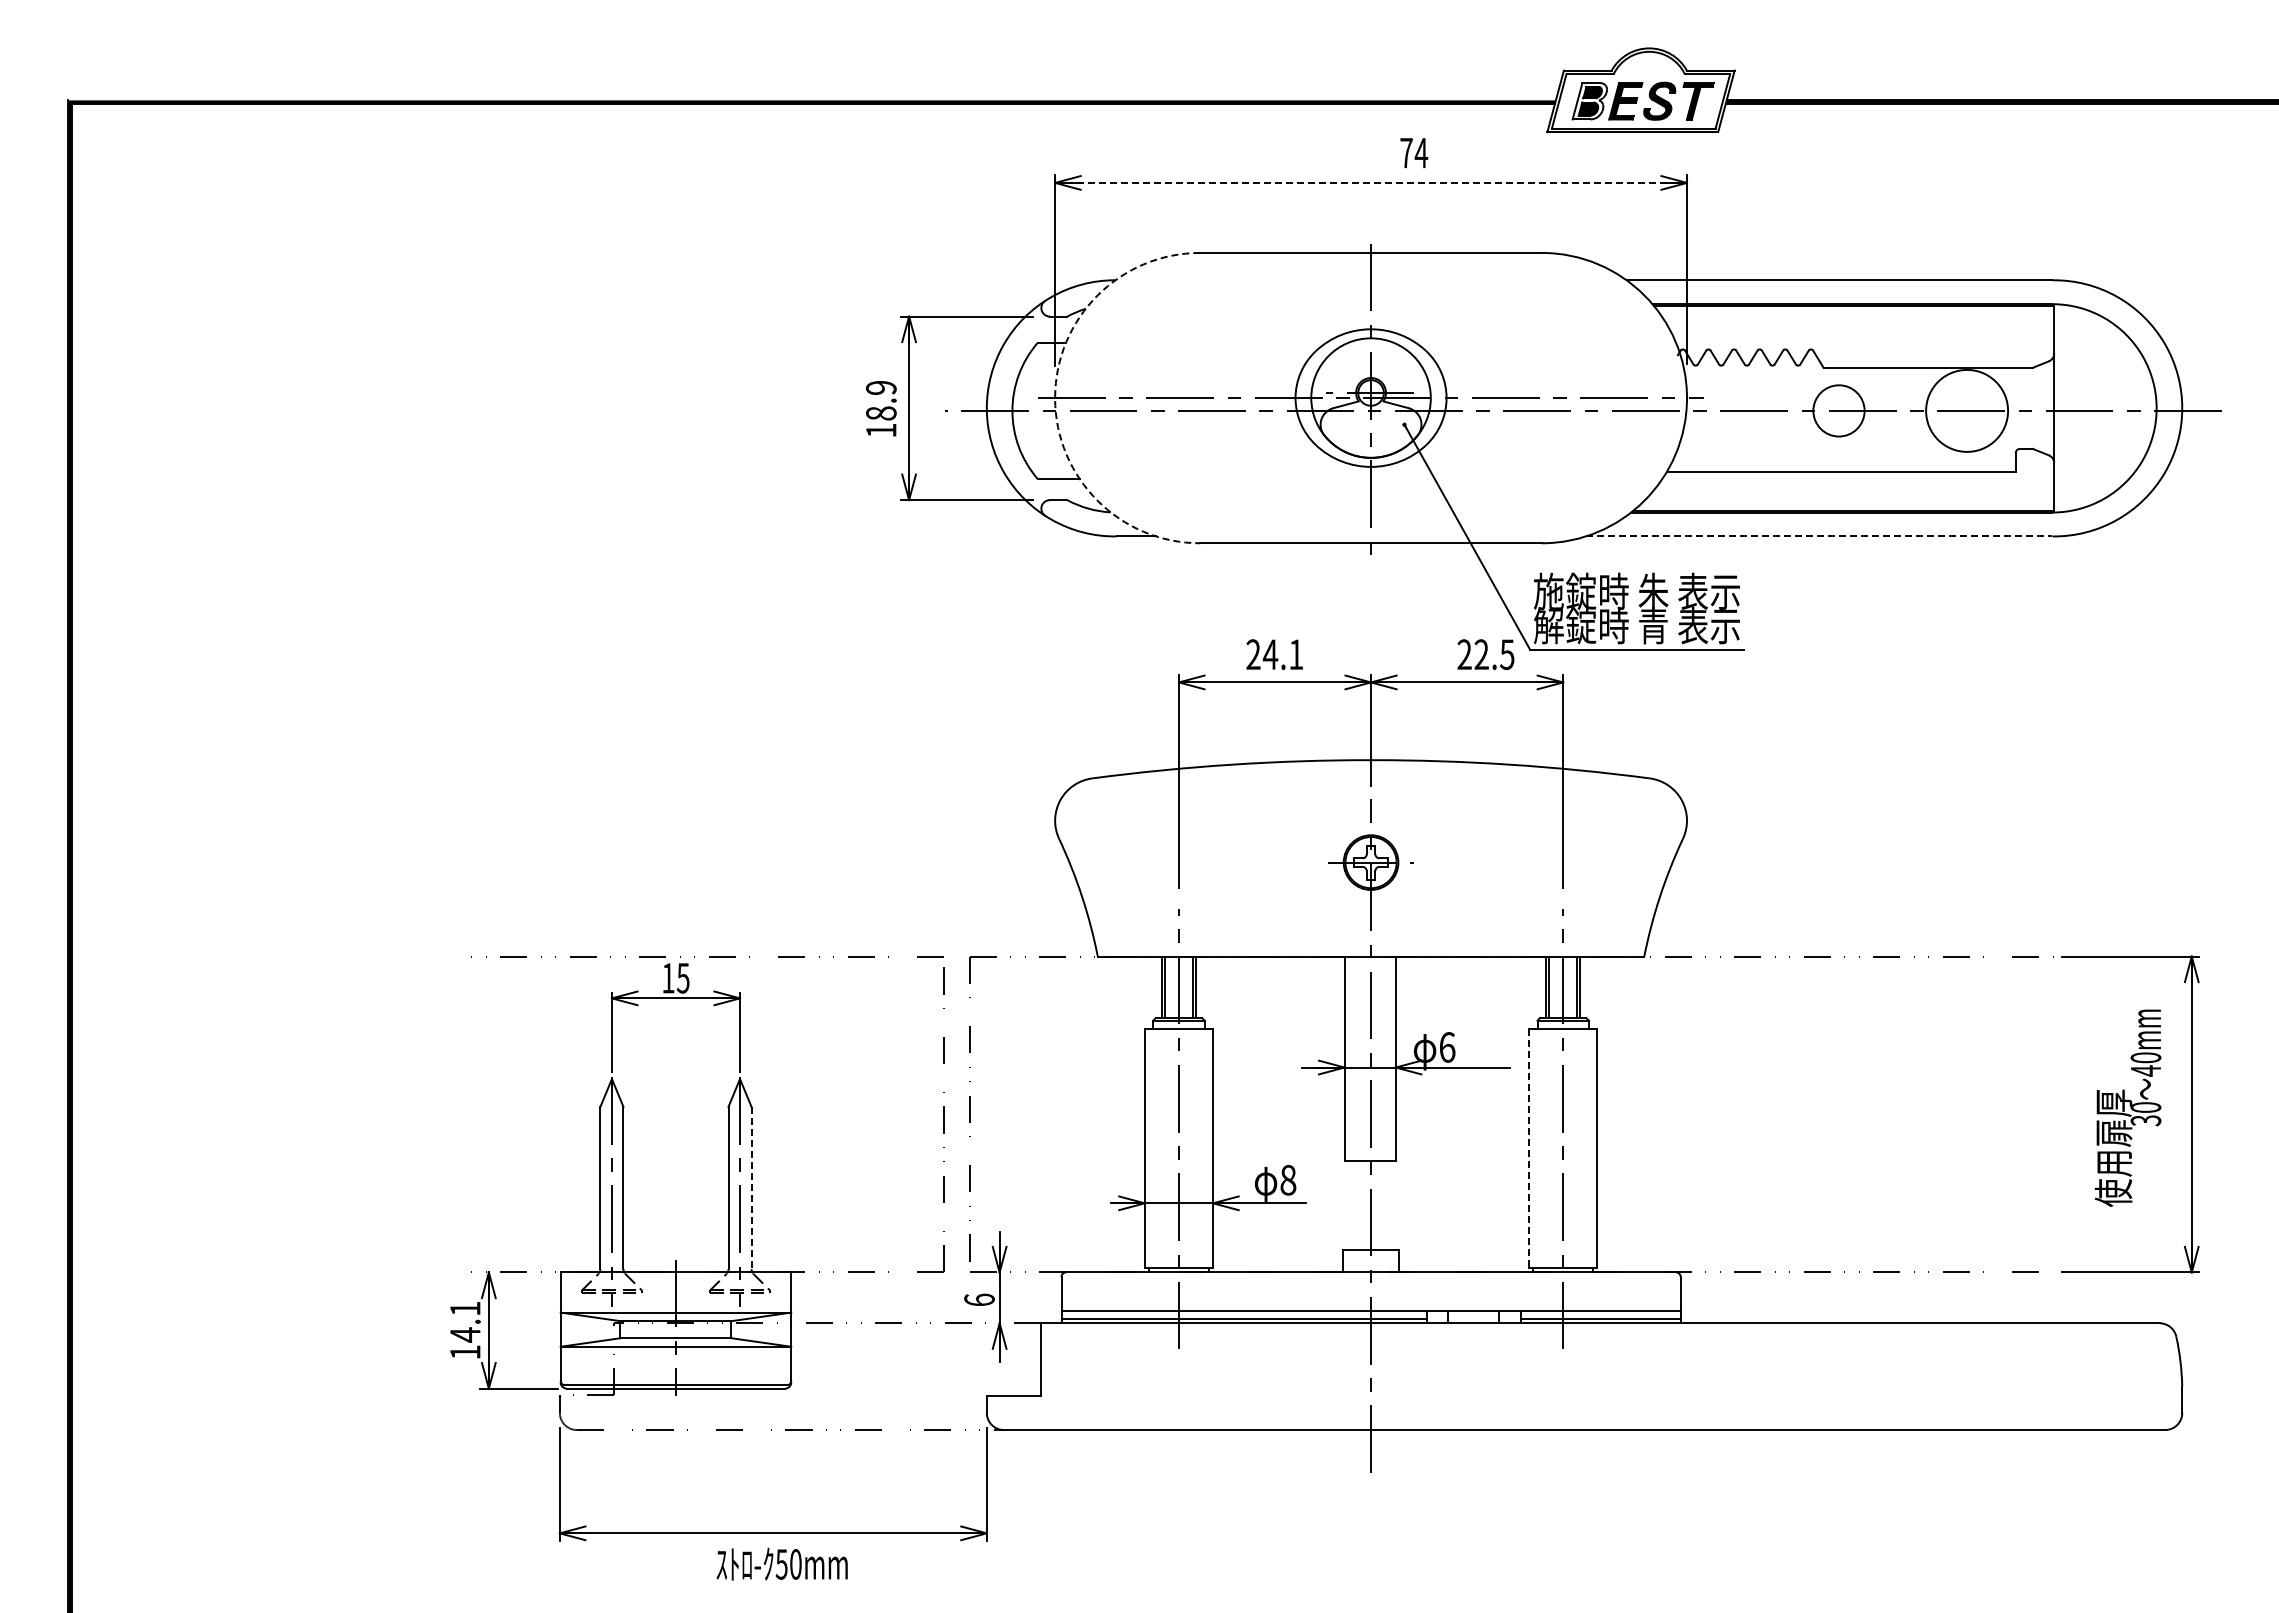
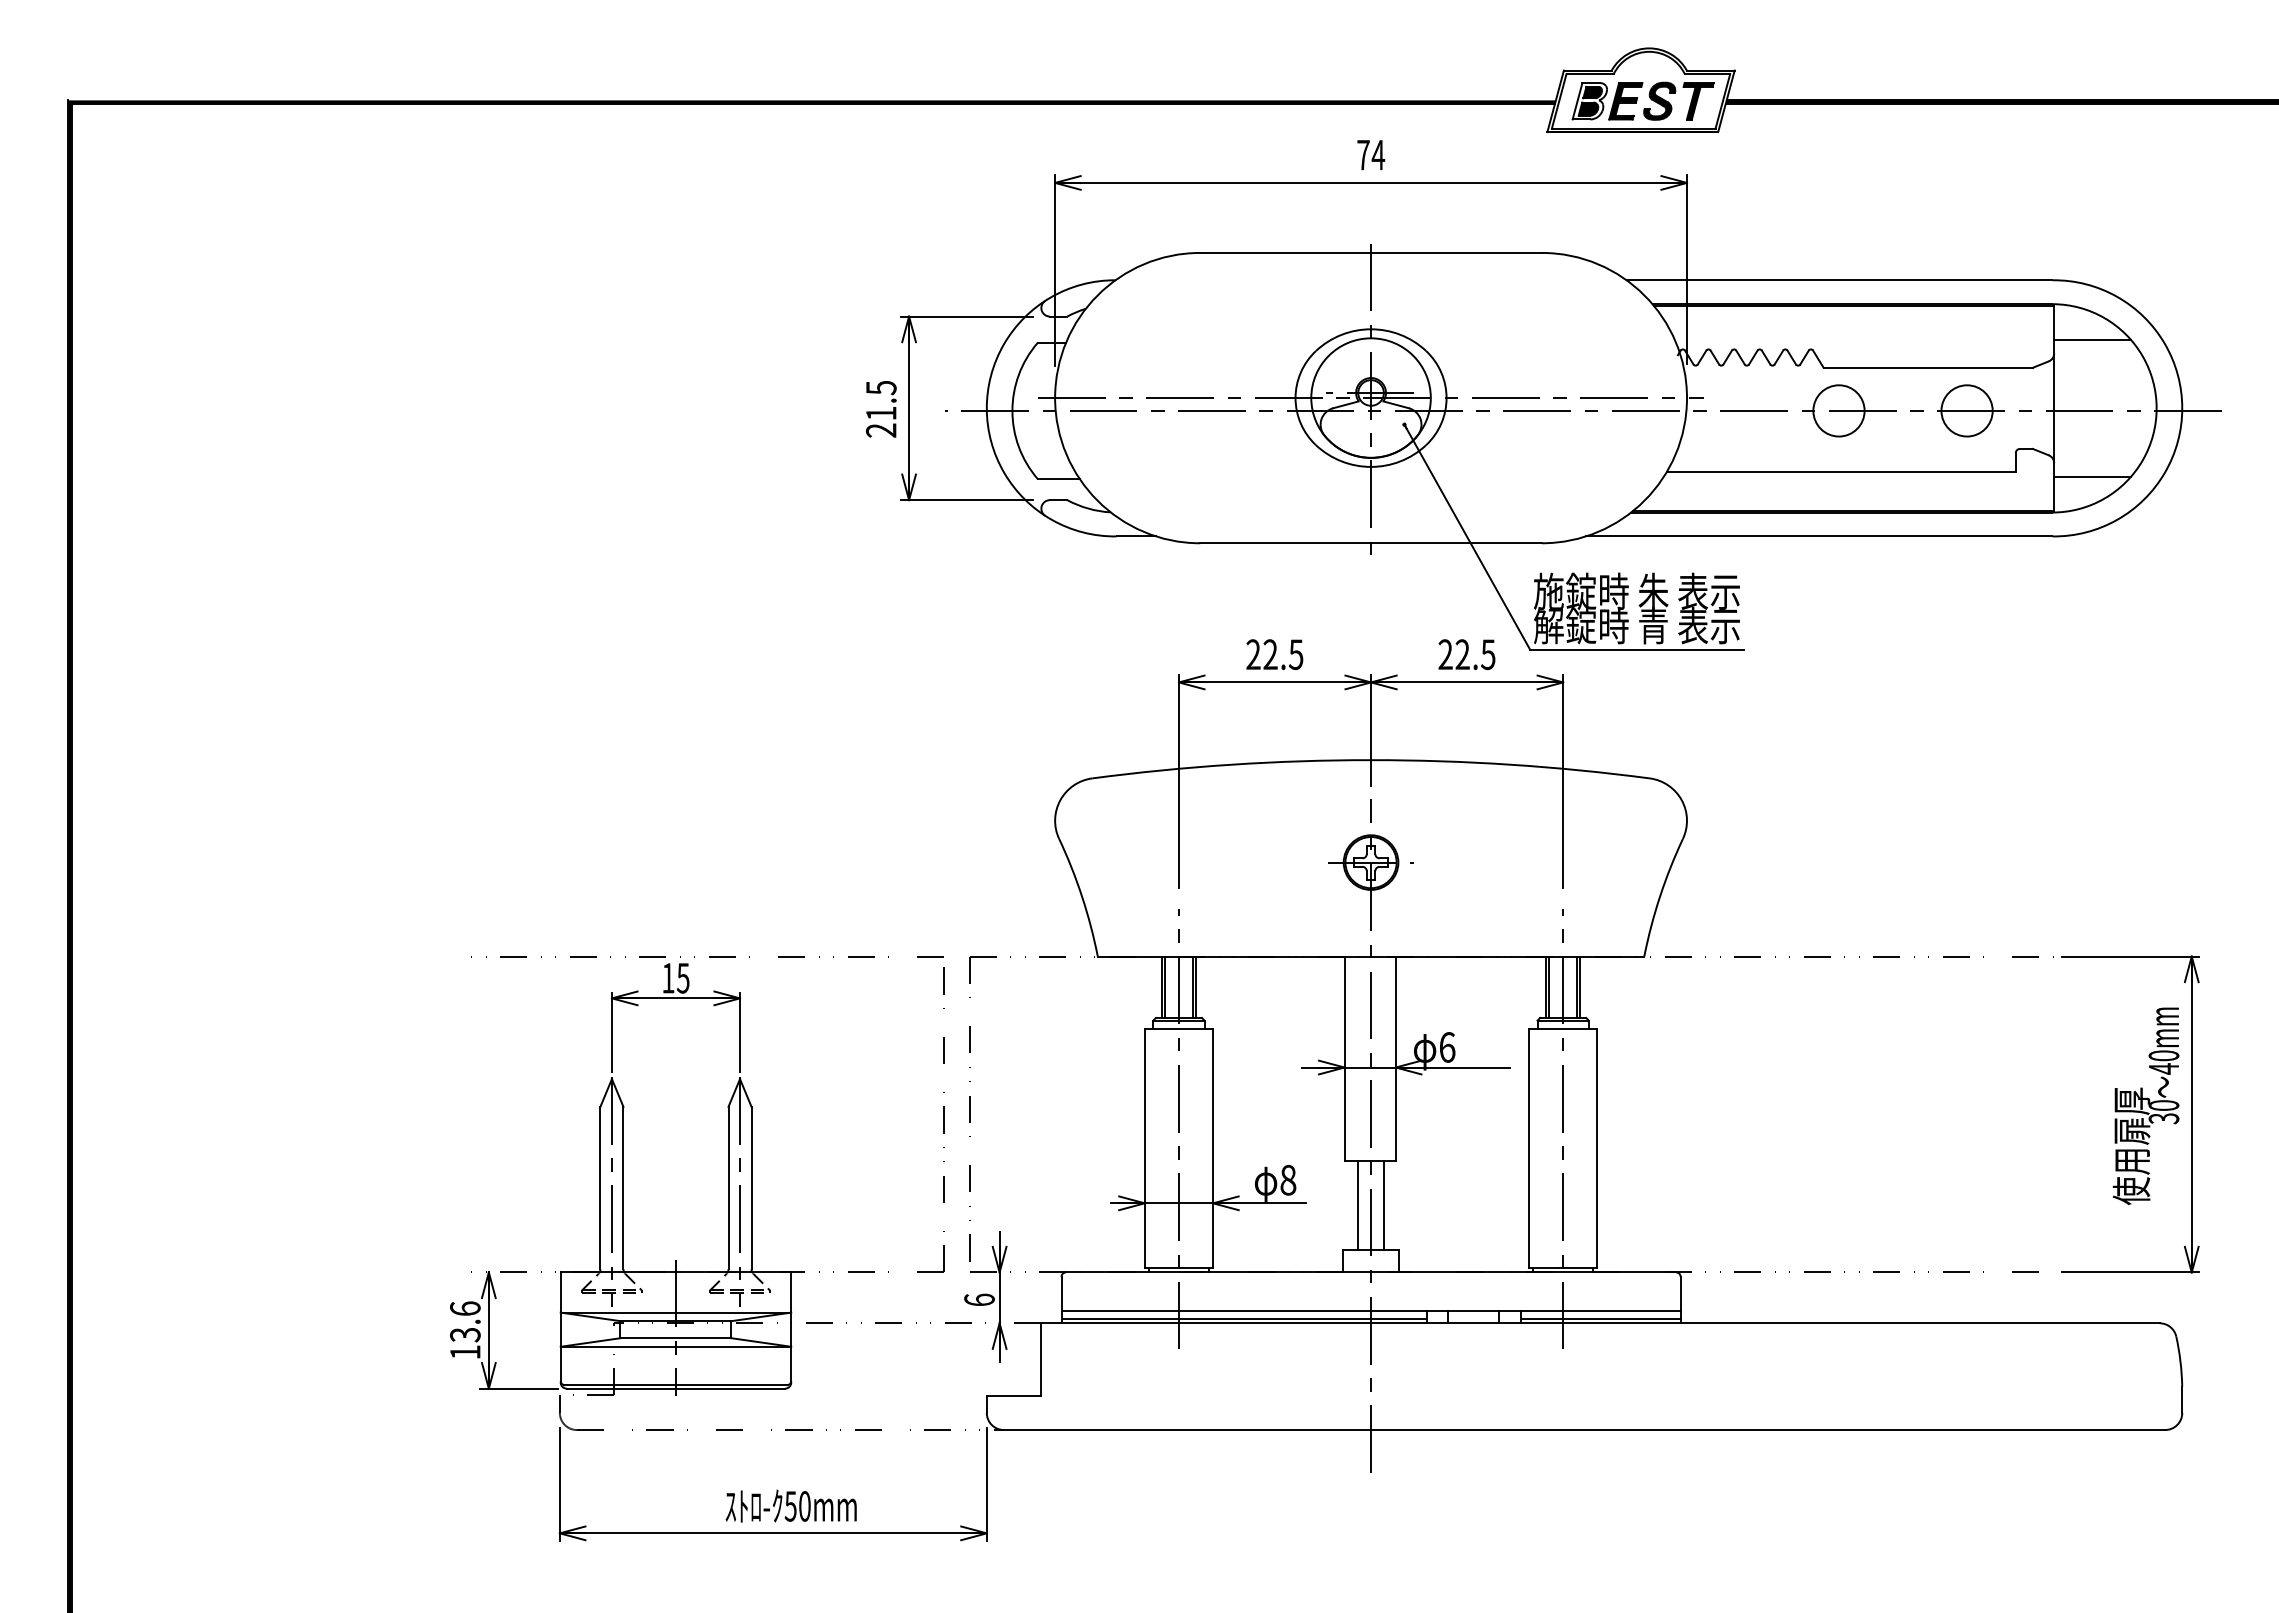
text position: (1414, 152) -> (1371, 154) (1371, 154)
line: dashed -> solid (1371, 182)
line: none -> present (2092, 340)
arc: dashed -> solid (1055, 398)
text: 18.9 -> 21.5 (880, 409)
circle diameter: 82 px -> 51 px (1966, 410)
line: none -> present (2092, 476)
line: dashed -> solid (1819, 536)
text: 24.1 -> 22.5 (1282, 654)
text position: (1485, 654) -> (1466, 654) (1466, 654)
text position: (2127, 1107) -> (2145, 1105) (2145, 1105)
line: dashed -> solid (1529, 1148)
line: dashed -> solid (751, 1188)
line: none -> present (1358, 1205)
line: none -> present (1383, 1205)
text: 14.1 -> 13.6 (465, 1321)
text position: (781, 1563) -> (790, 1505) (790, 1505)
